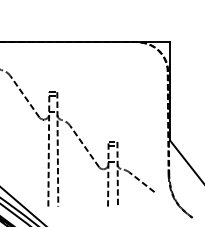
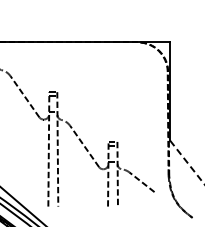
line: solid -> dashed (187, 162)
